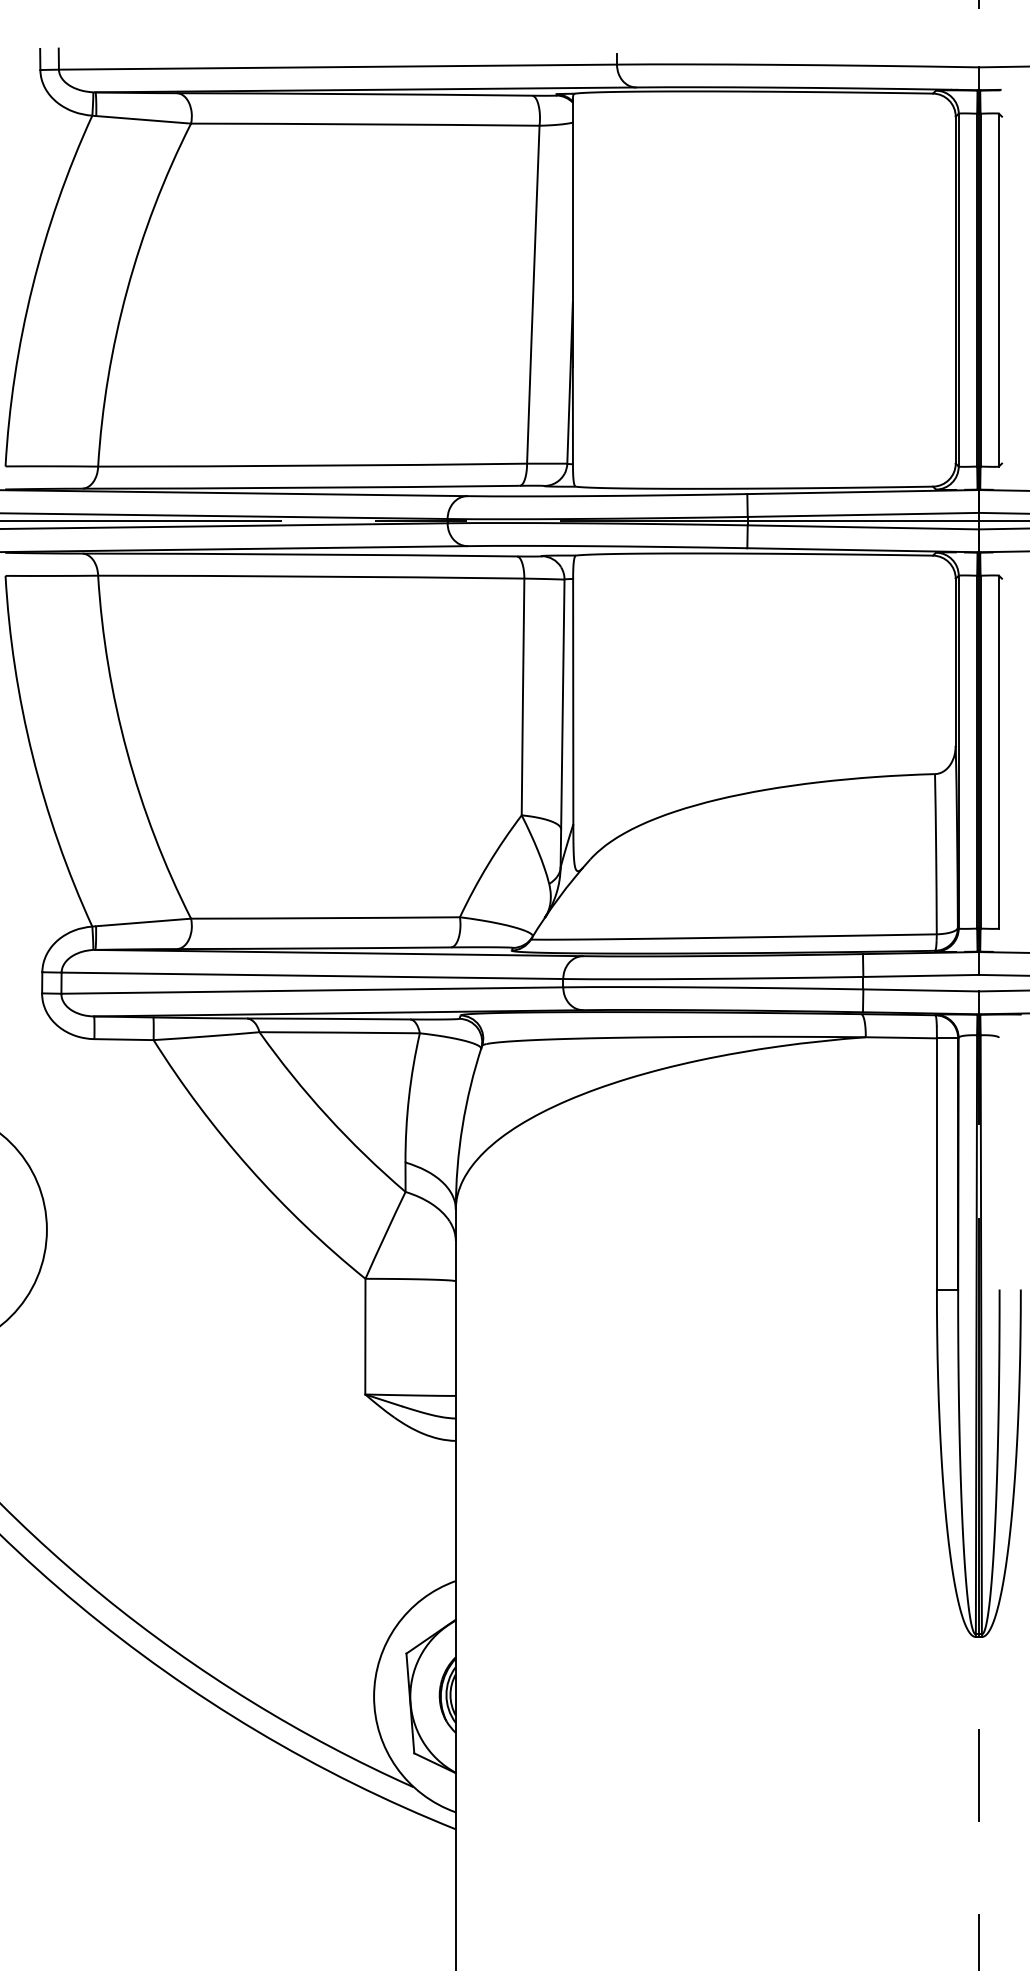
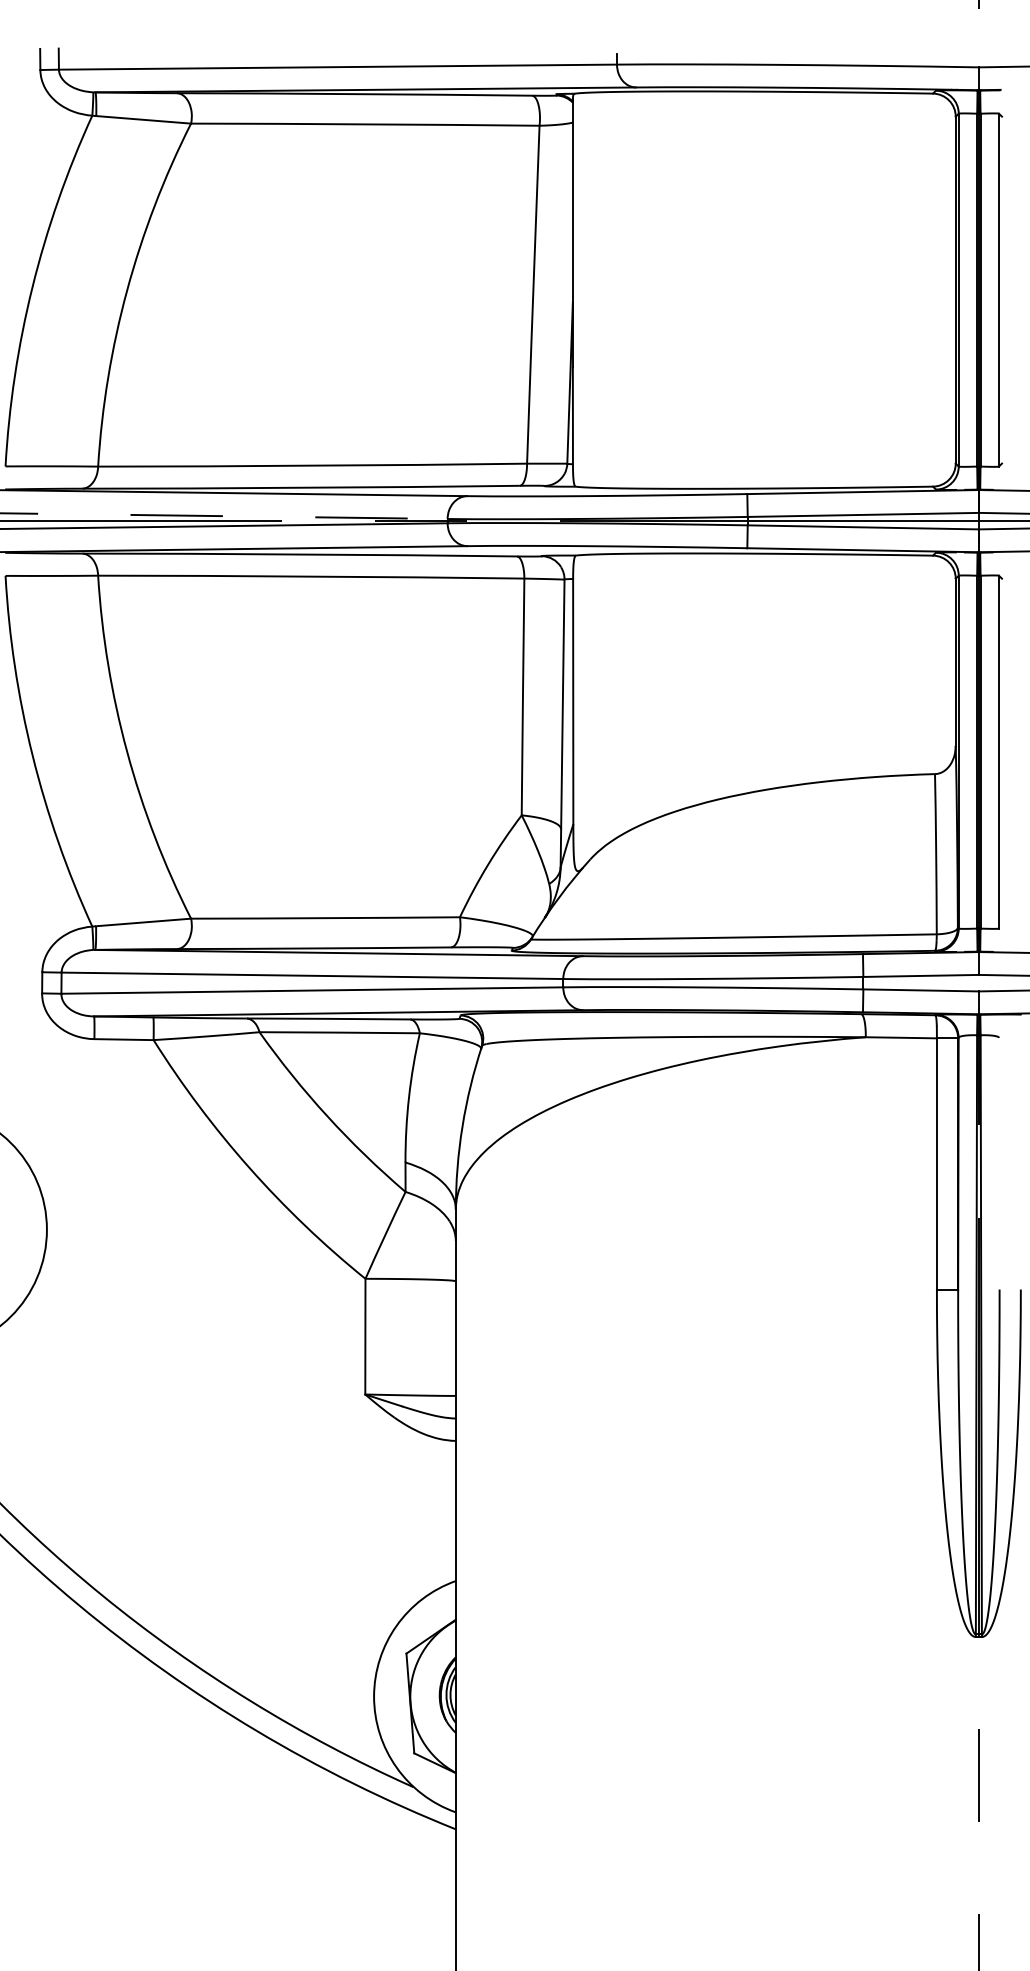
line: solid -> dashed (224, 516)
